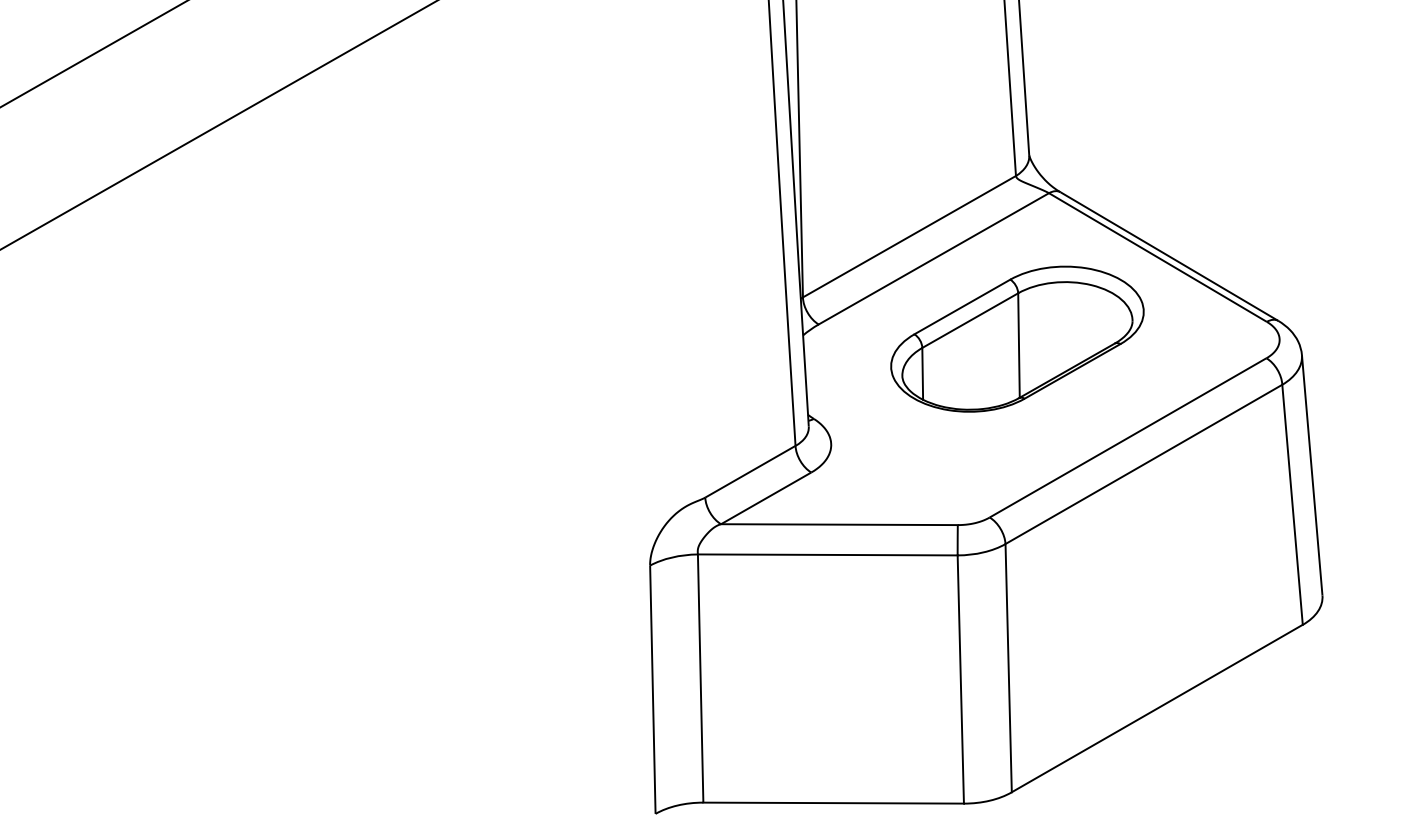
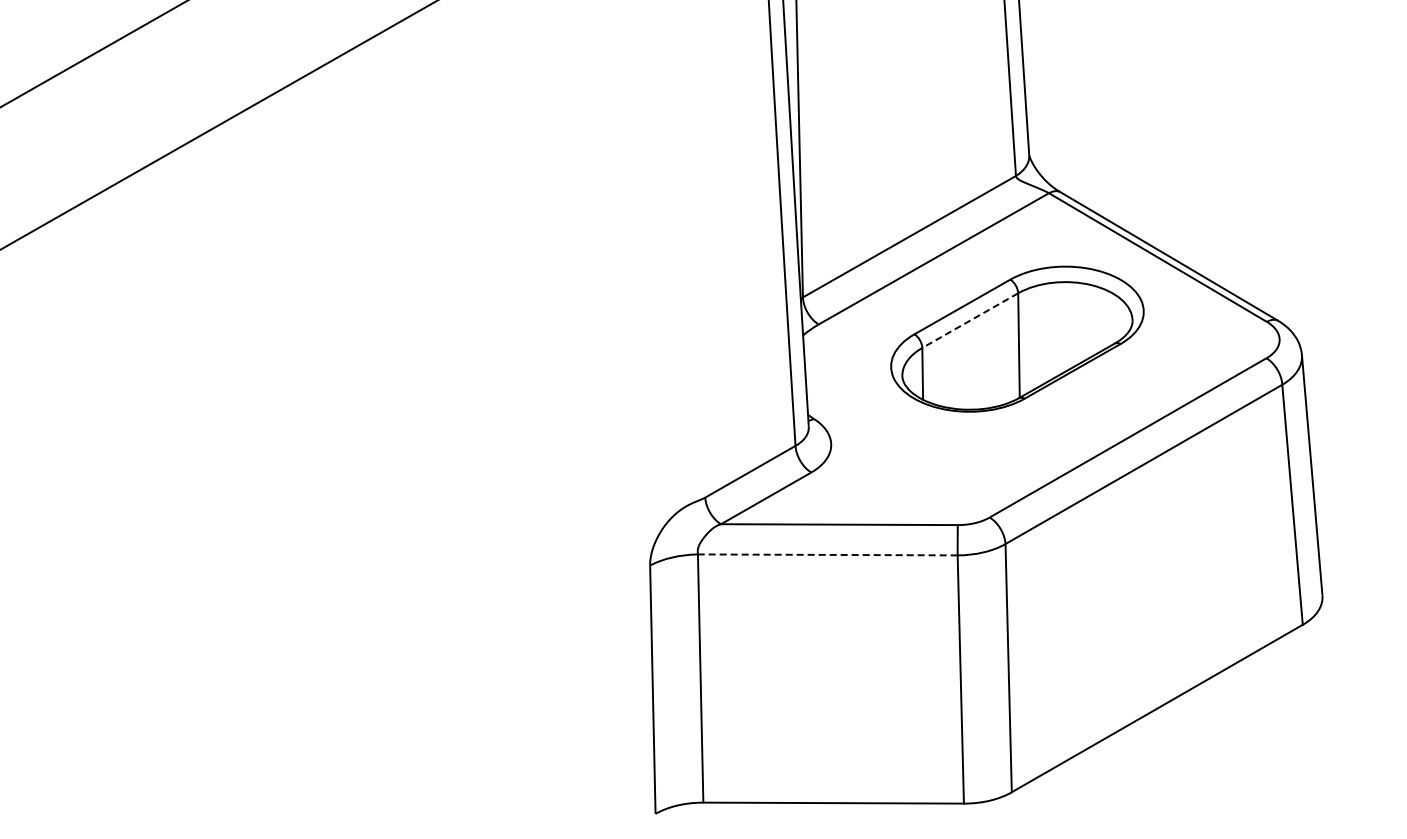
line: solid -> dashed (969, 320)
line: solid -> dashed (827, 554)
